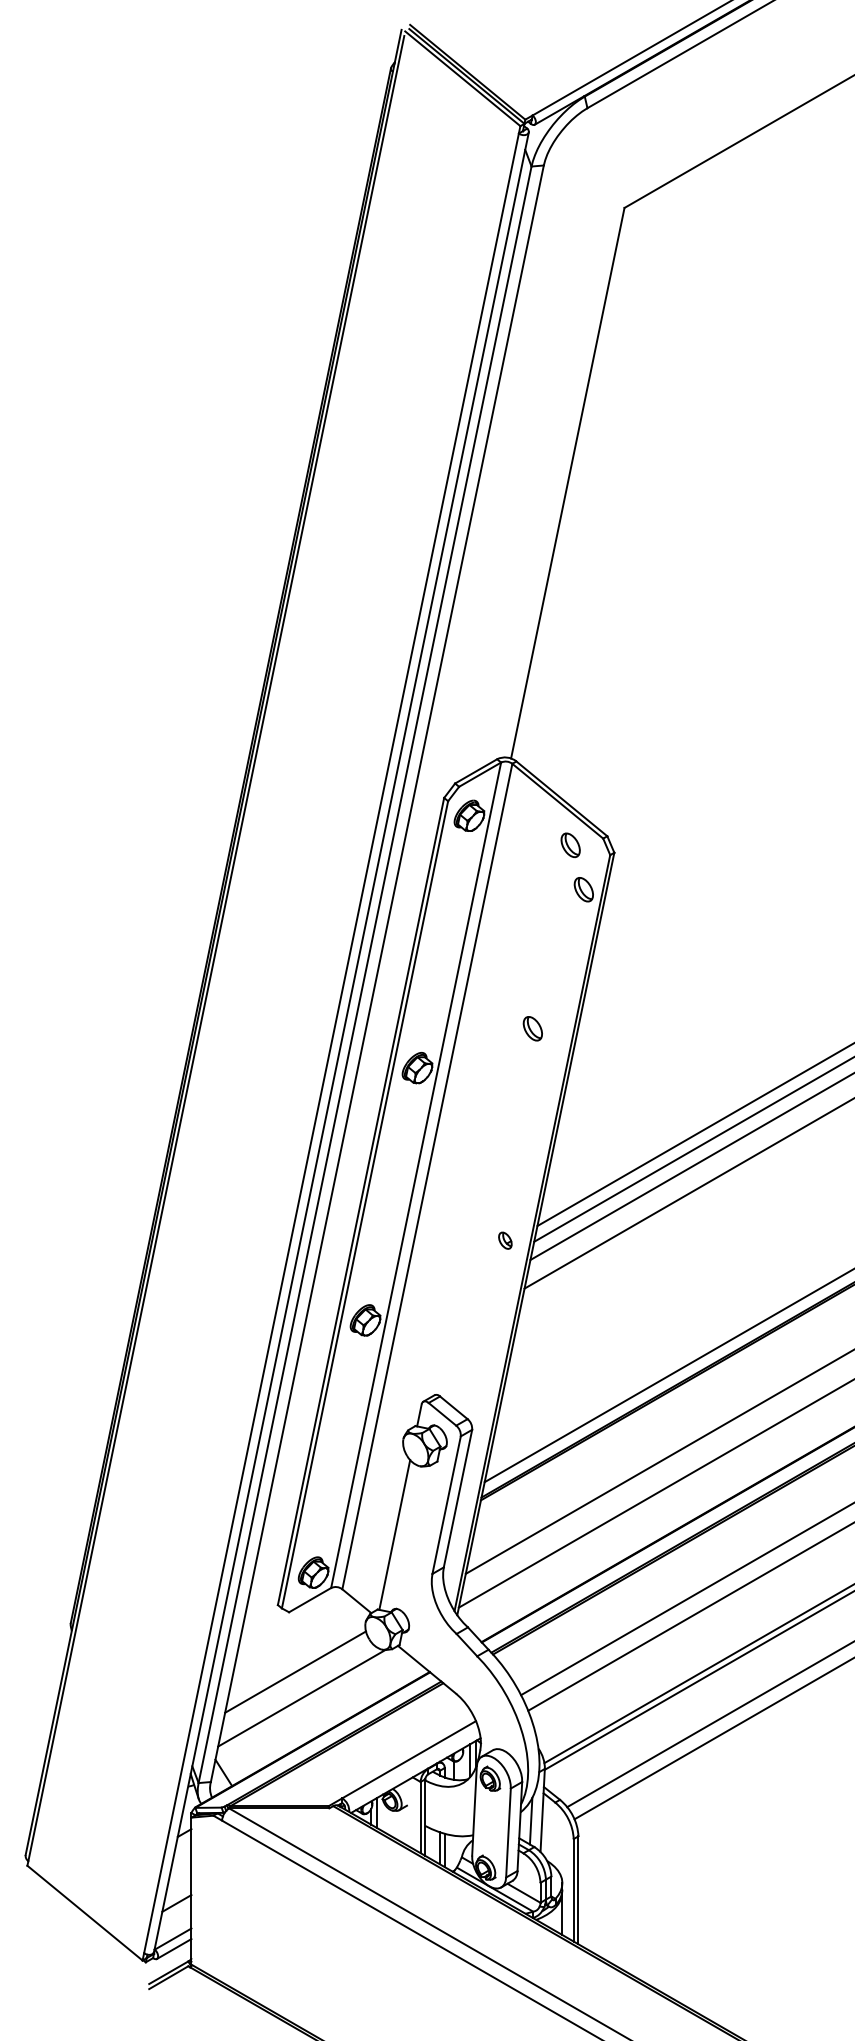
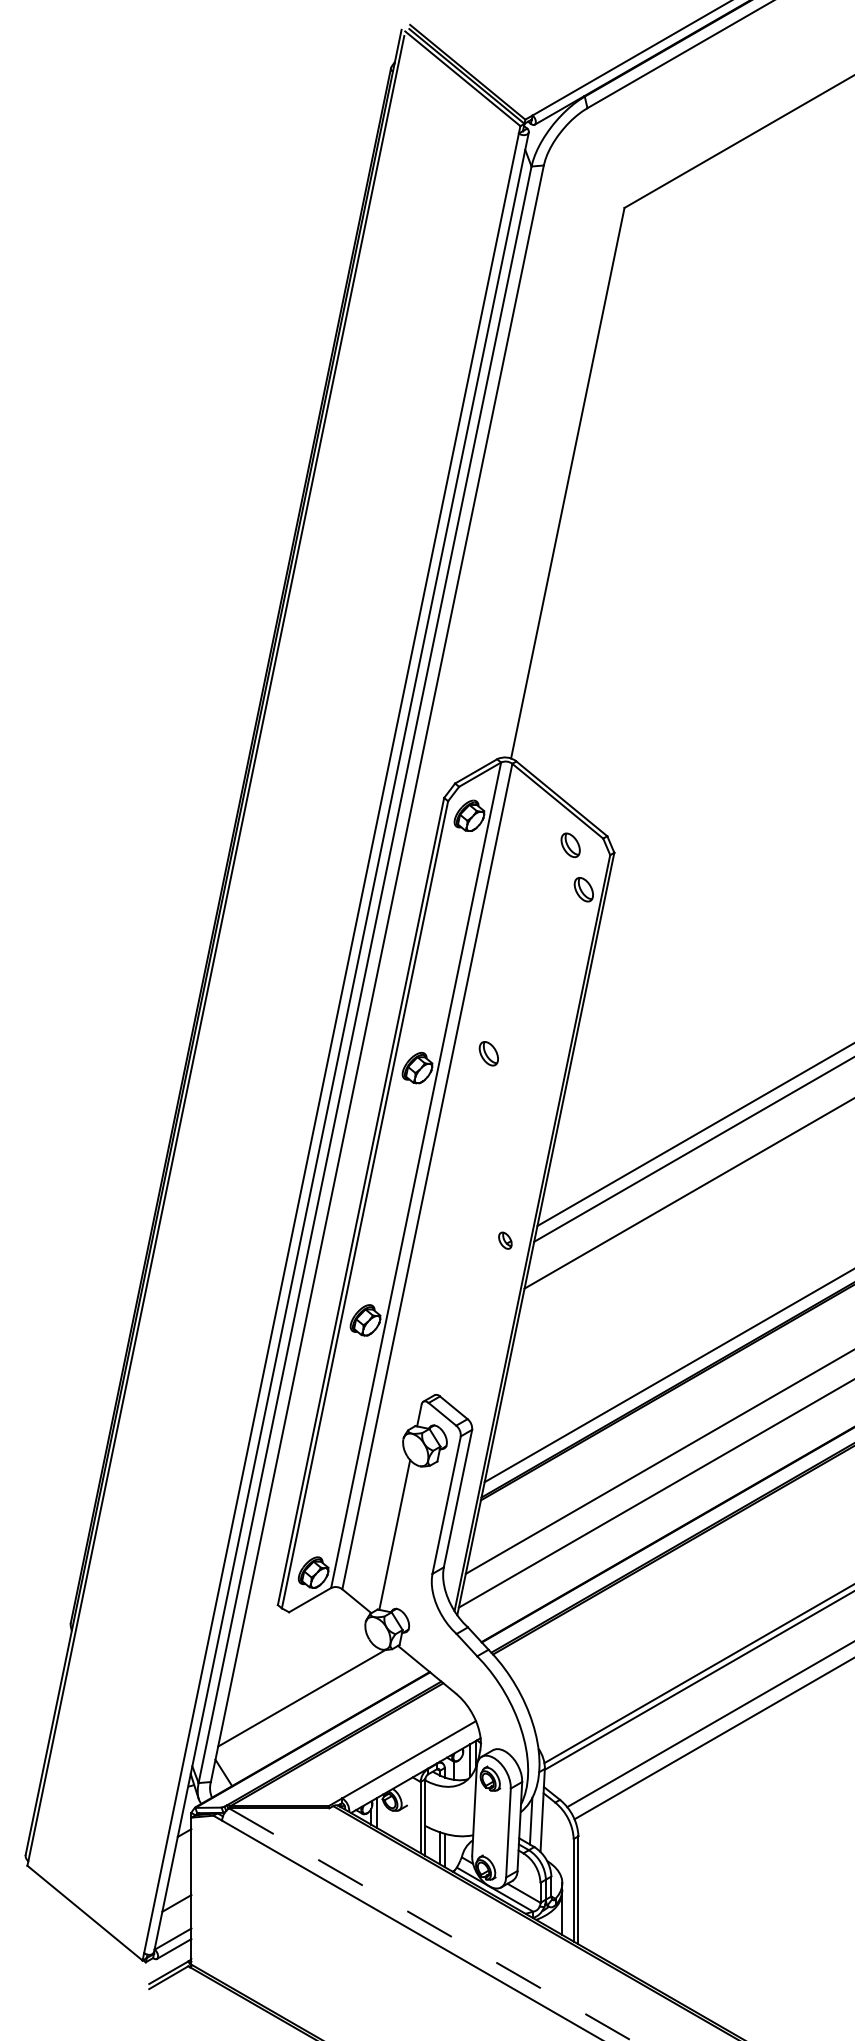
part position: (532, 1028) -> (488, 1053) (488, 1053)
line: present -> none (690, 1167)
line: present -> none (686, 1599)
line: present -> none (689, 1617)
line: present -> none (295, 1671)
line: solid -> dashed (430, 1924)
